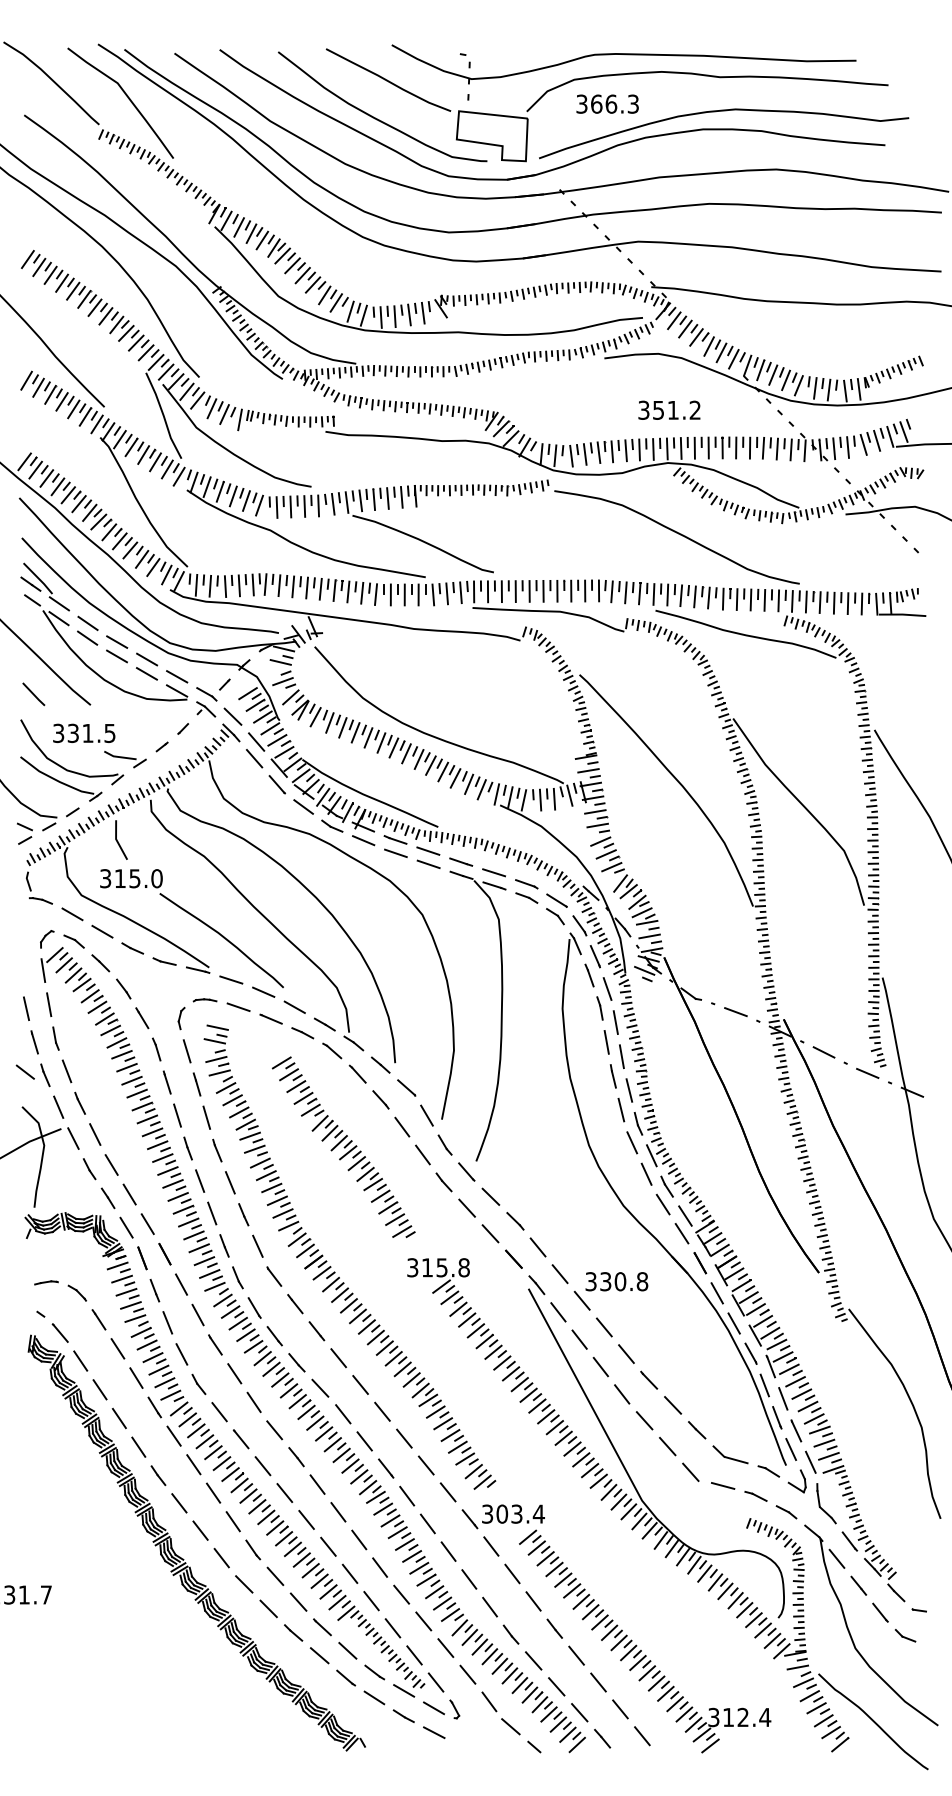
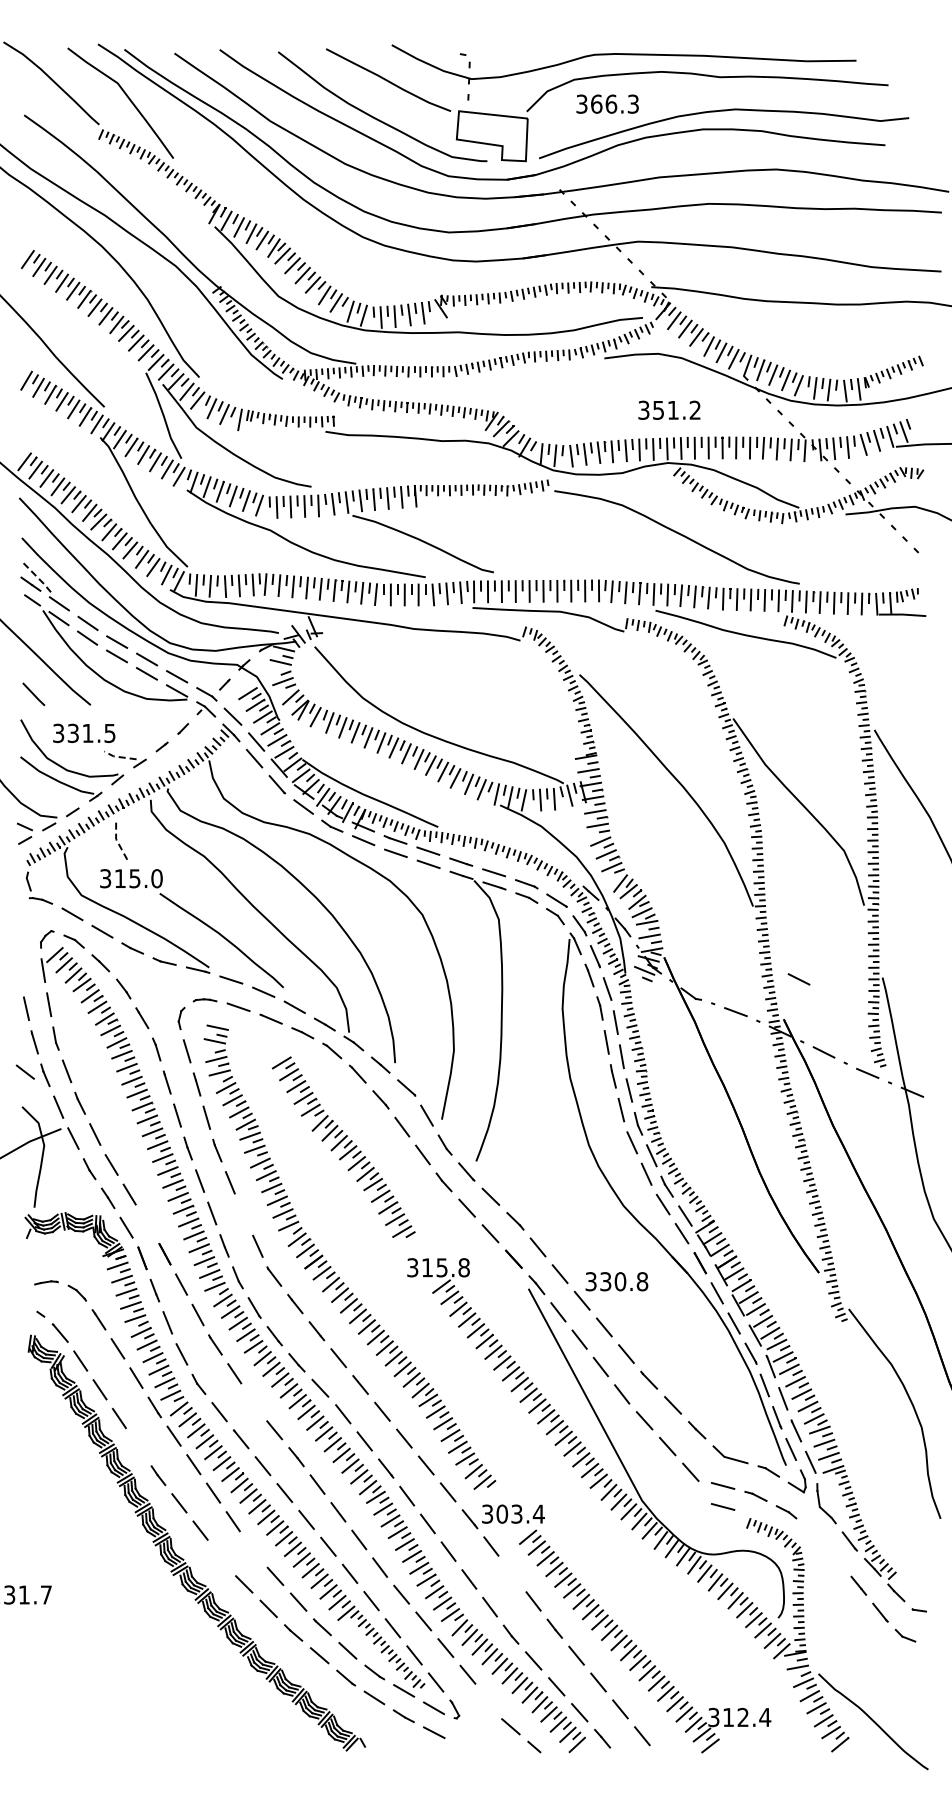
line: solid -> dashed (39, 579)
line: solid -> dashed (119, 757)
line: solid -> dashed (117, 840)
line: none -> present (798, 979)
line: present -> none (243, 1214)
line: present -> none (147, 1223)
line: present -> none (253, 1402)
line: present -> none (138, 1446)
line: none -> present (723, 1506)
line: present -> none (253, 1549)
line: present -> none (221, 1557)
line: present -> none (512, 1573)
part: present -> none (850, 1632)
line: present -> none (489, 1701)
